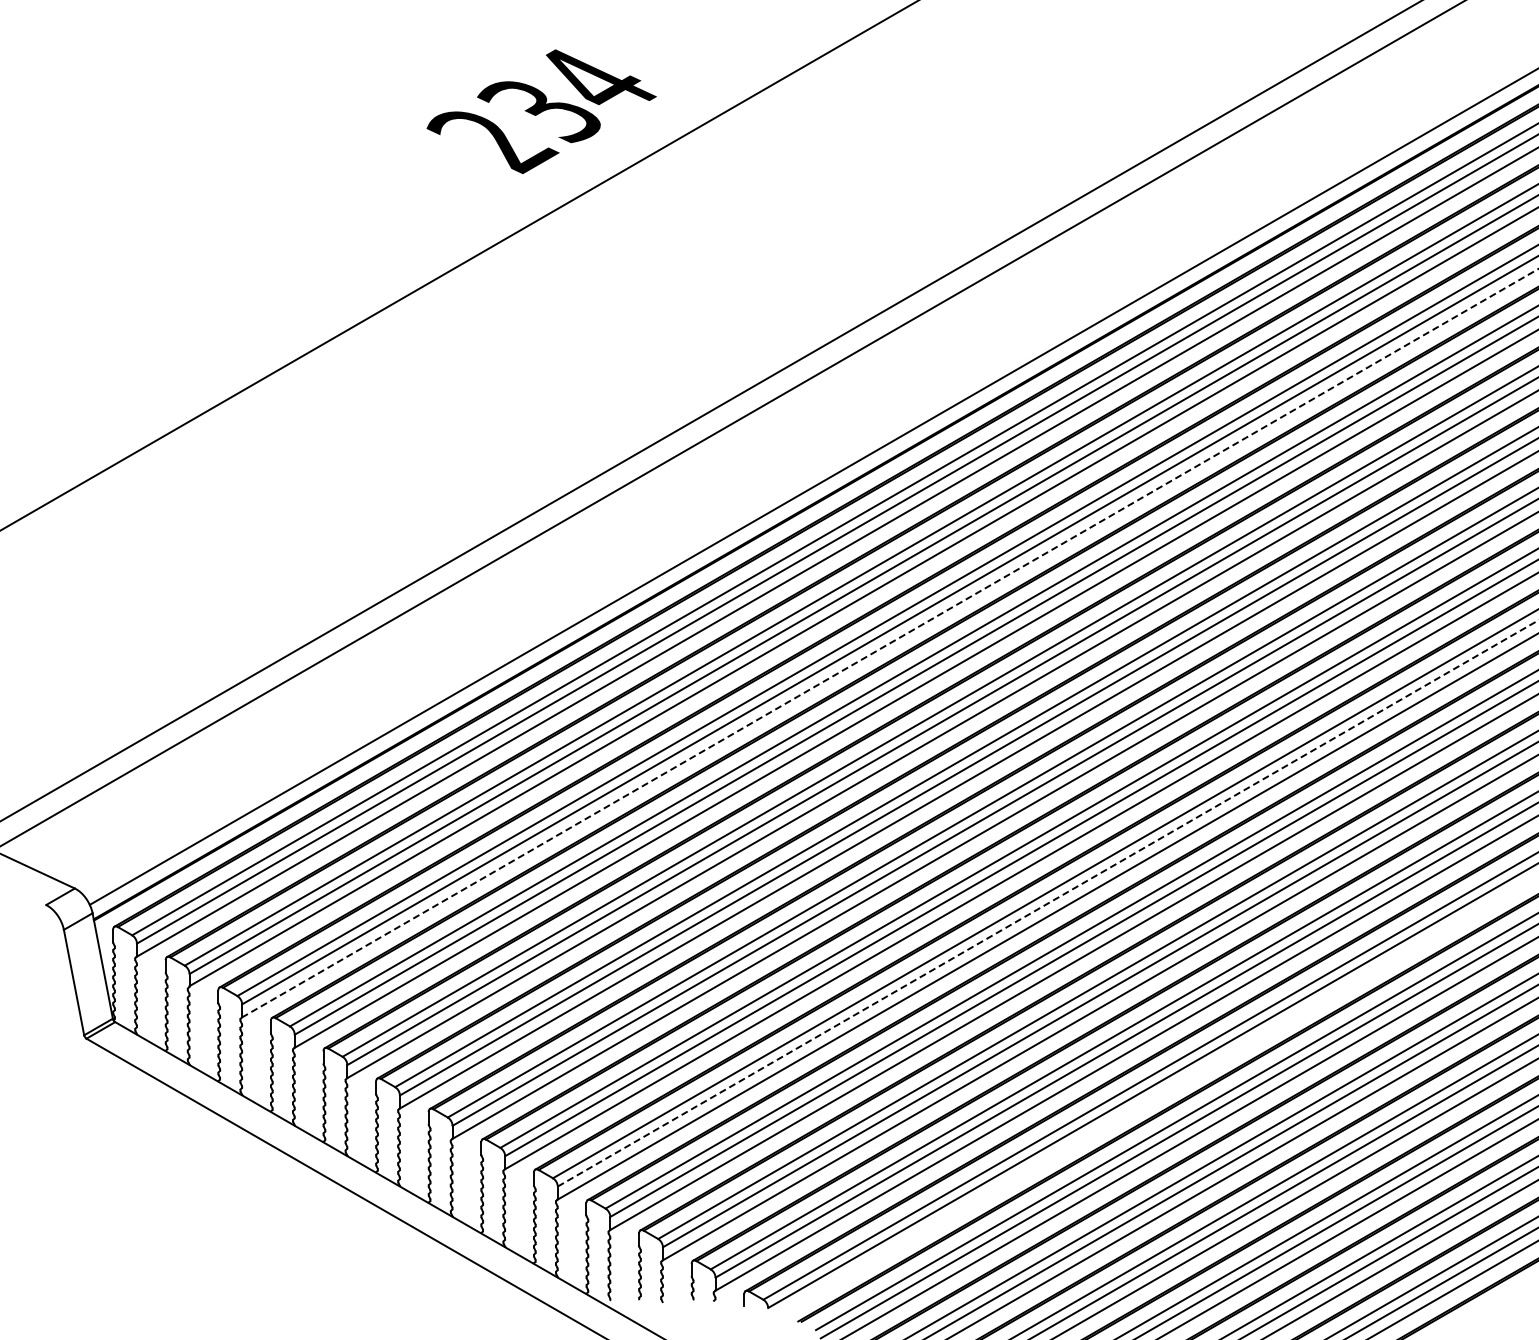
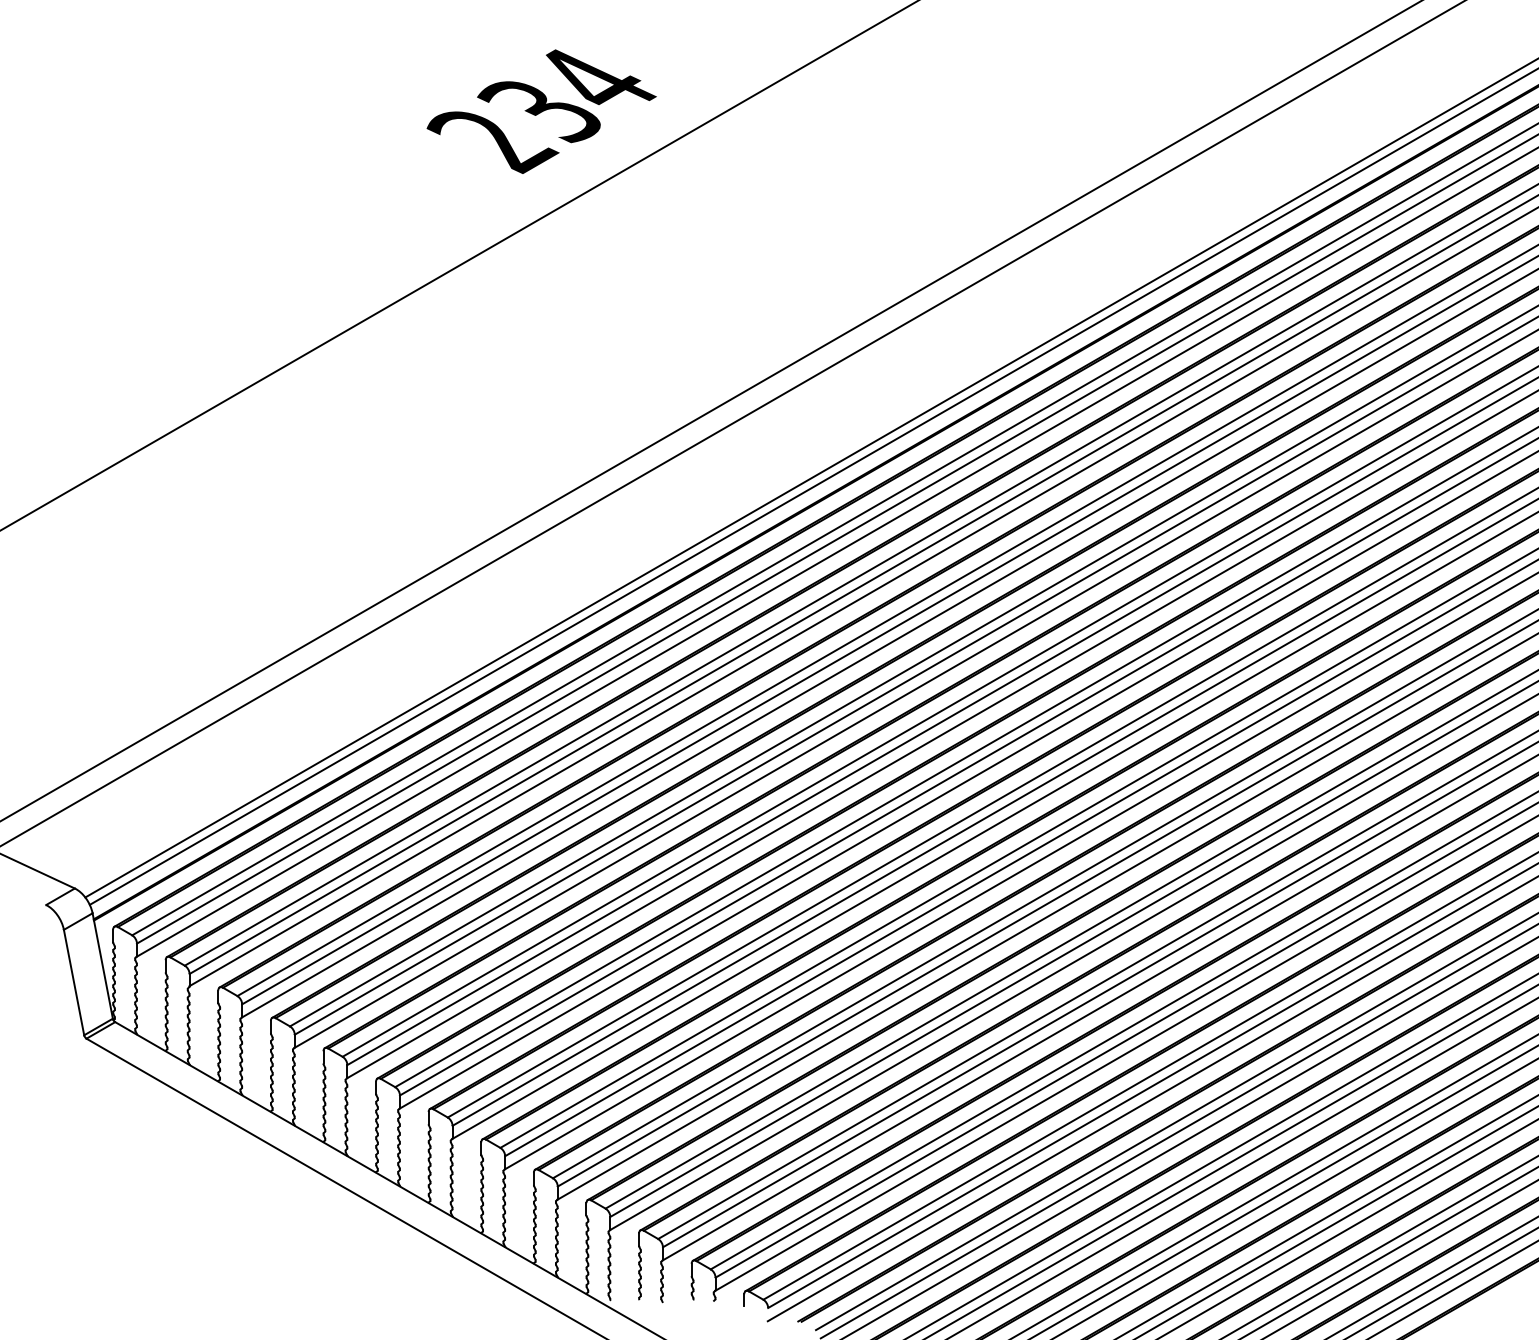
line: none -> present (810, 478)
line: dashed -> solid (890, 643)
line: dashed -> solid (1048, 903)
line: none -> present (1151, 1099)
